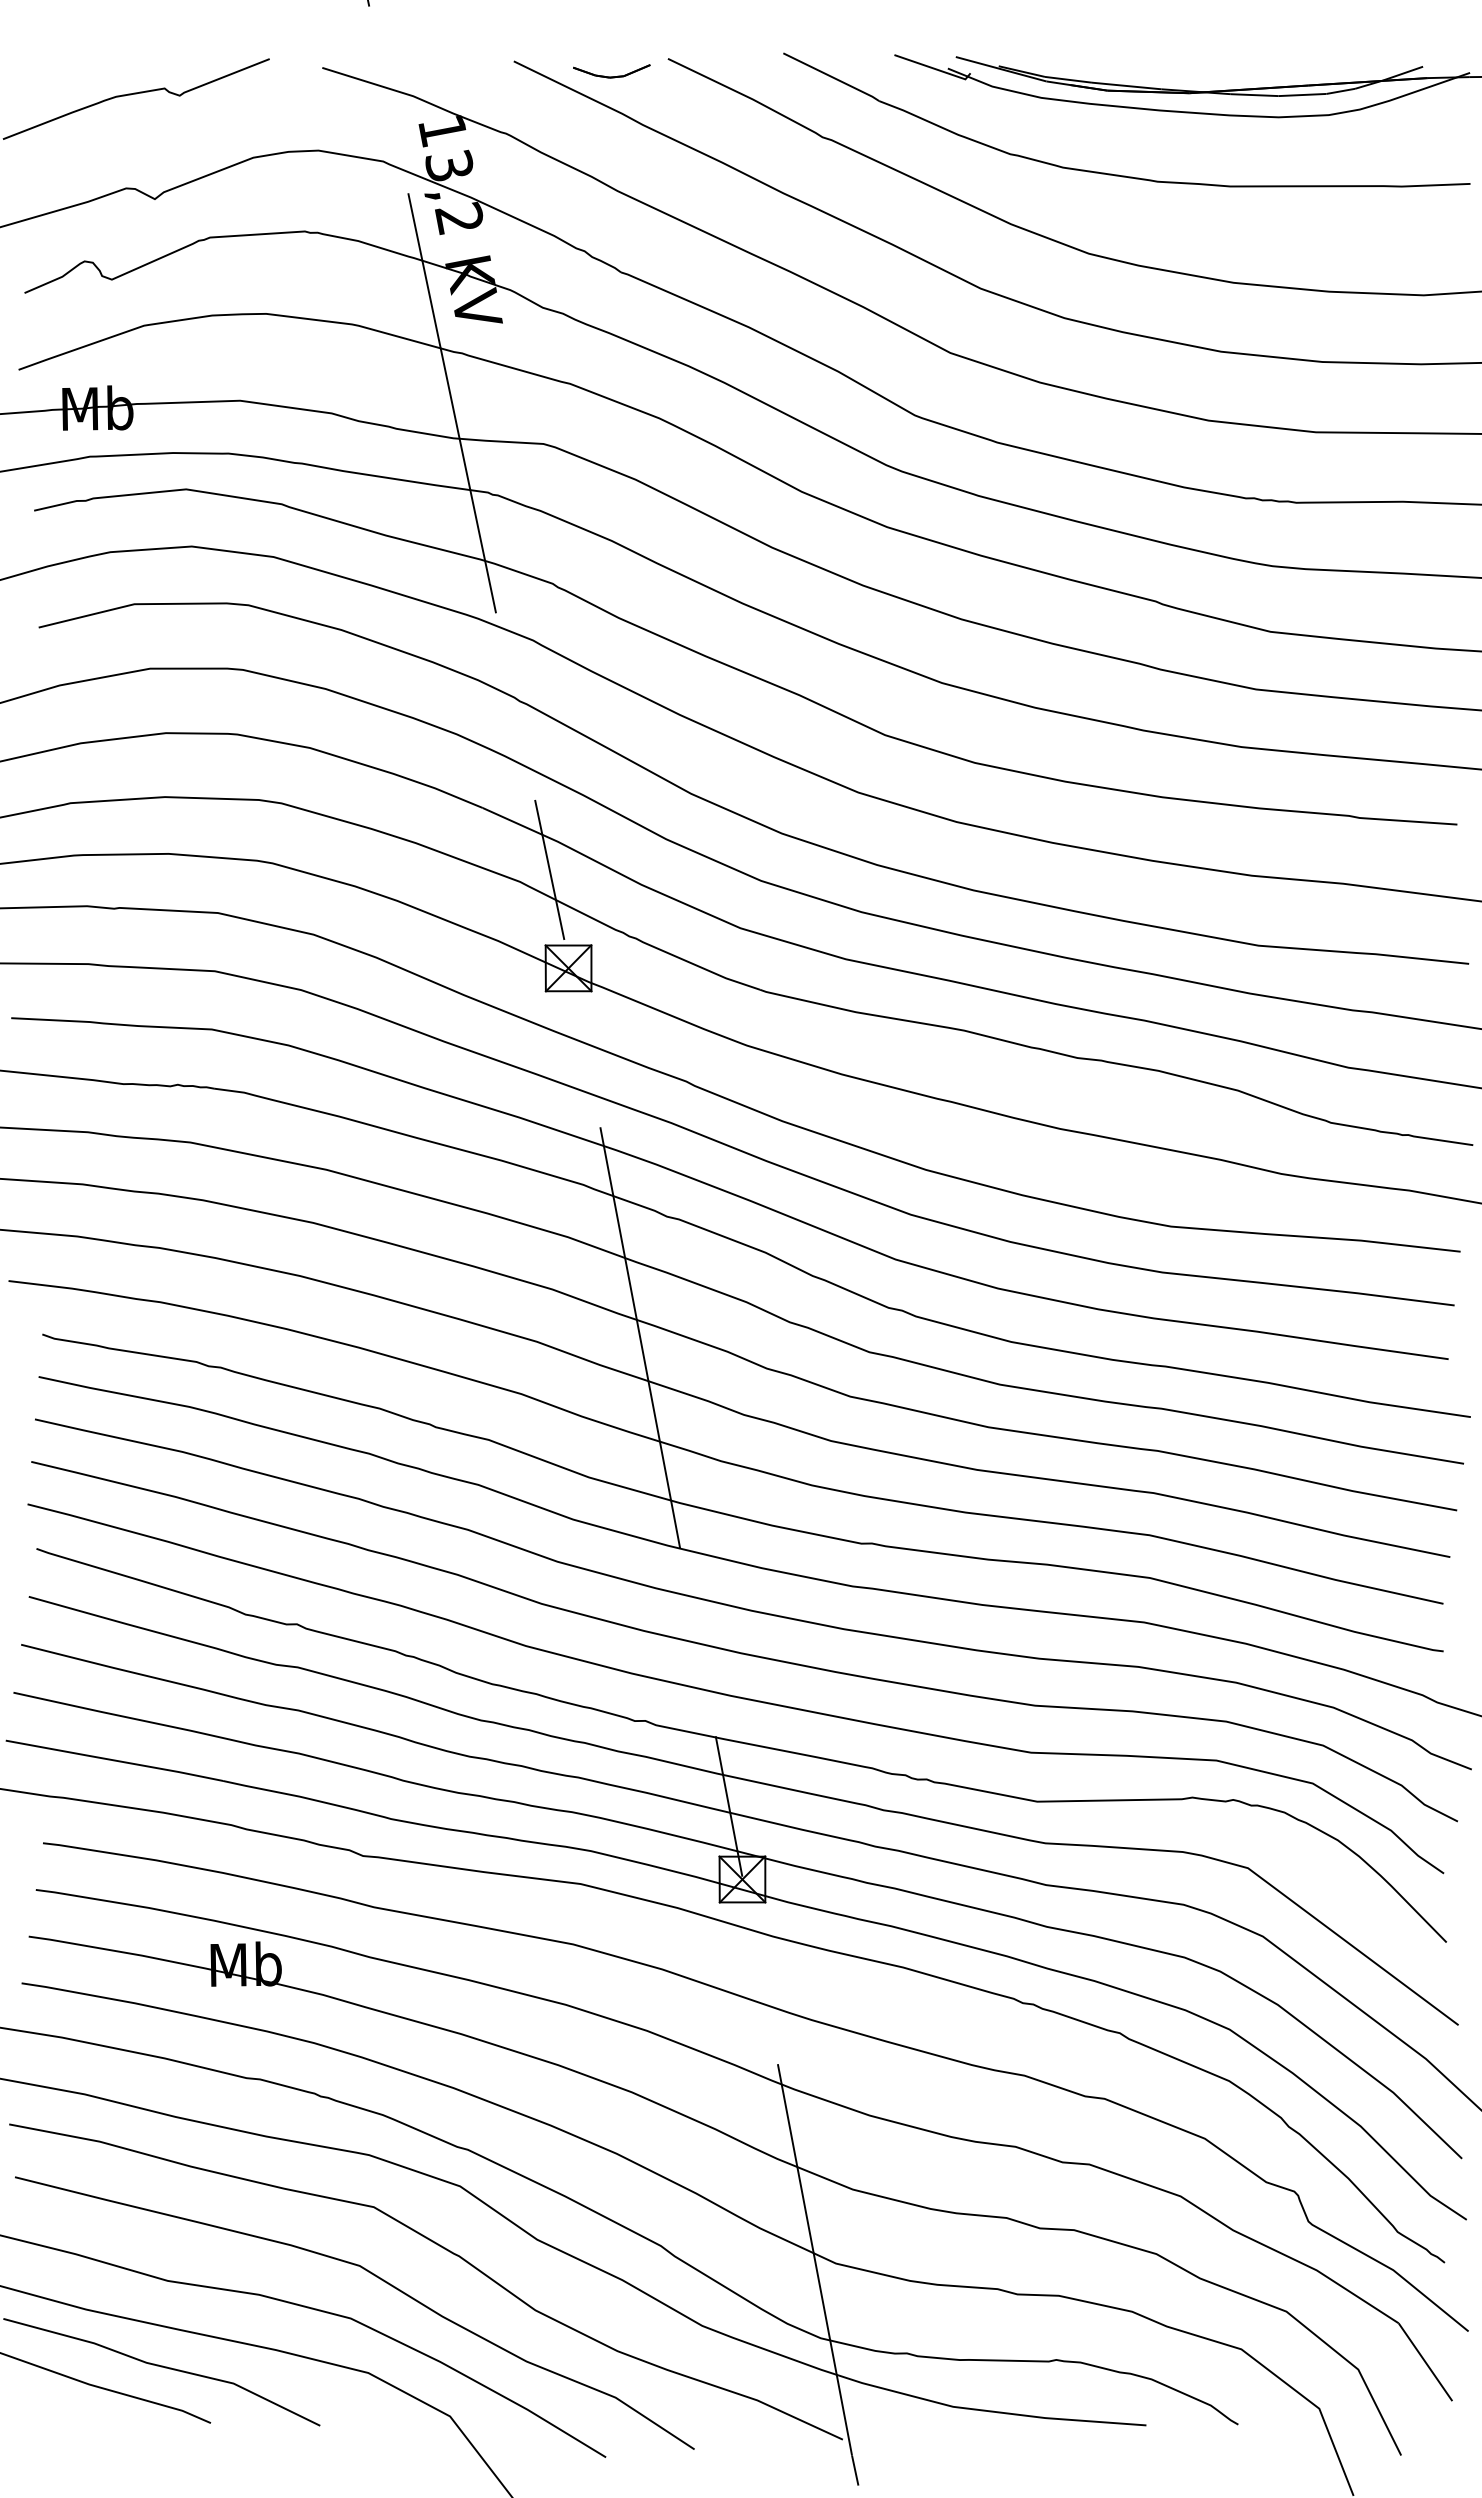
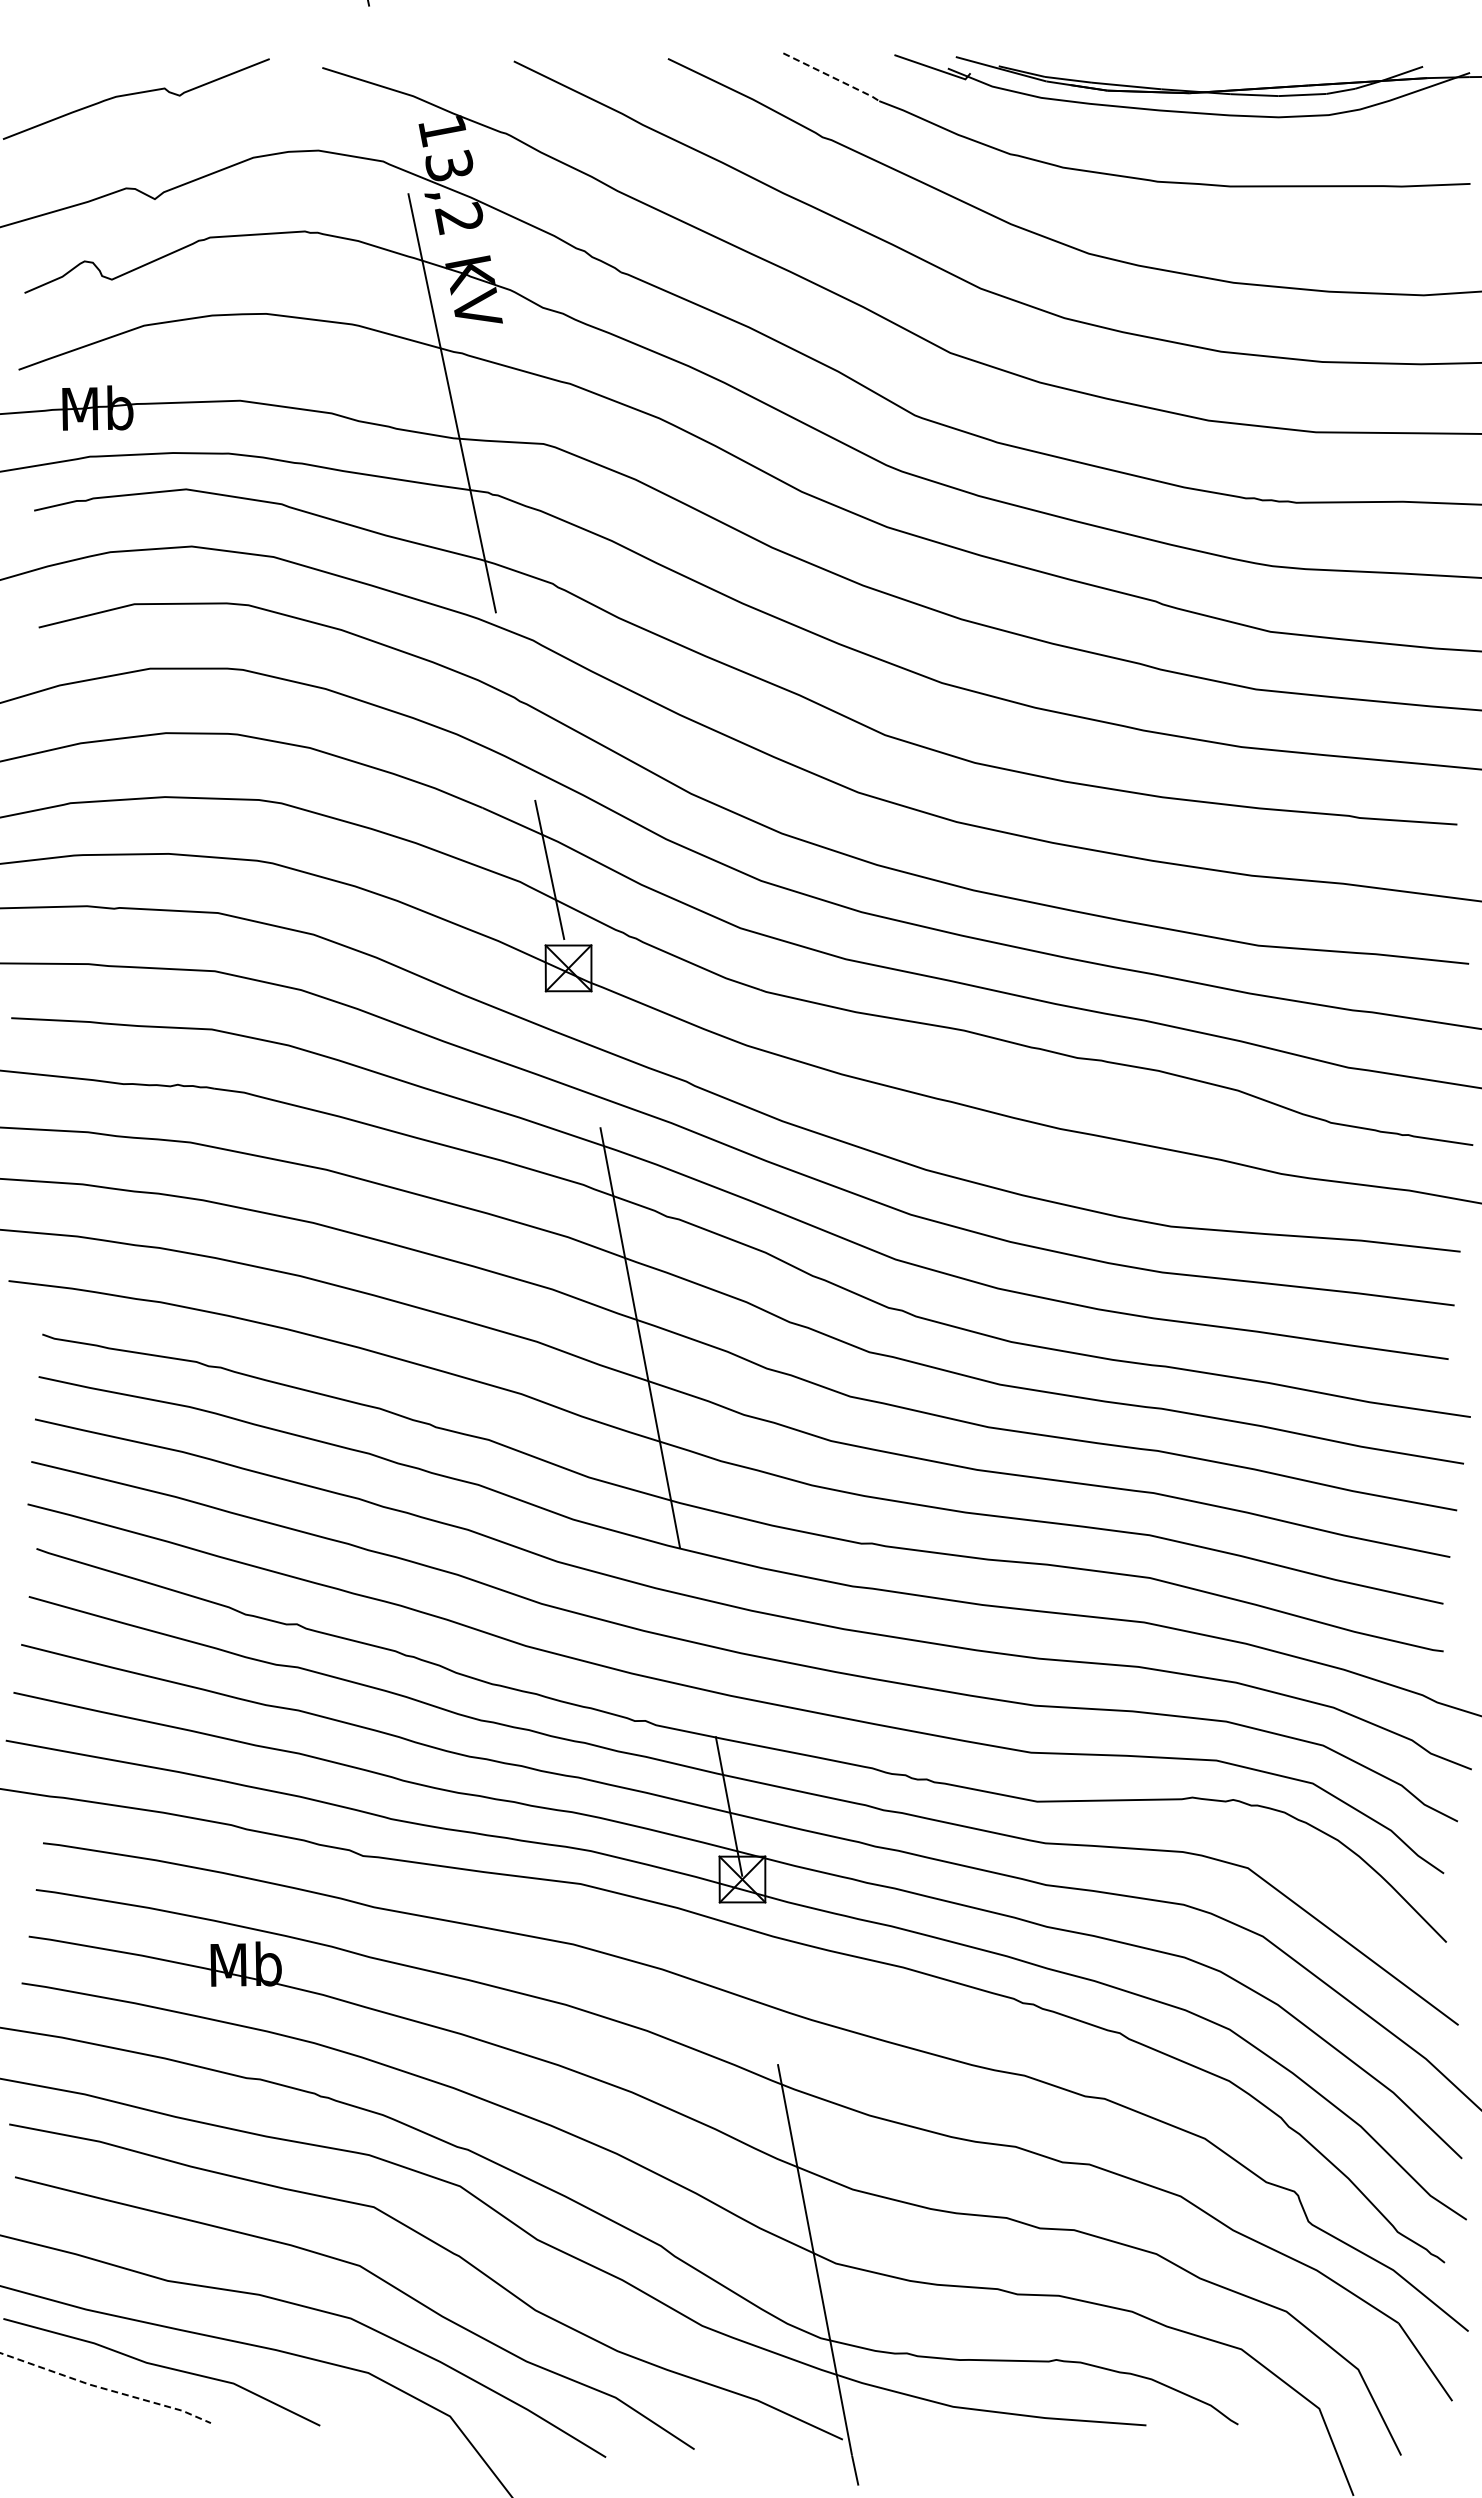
part: present -> none (611, 71)
line: solid -> dashed (832, 77)
line: solid -> dashed (105, 2389)
